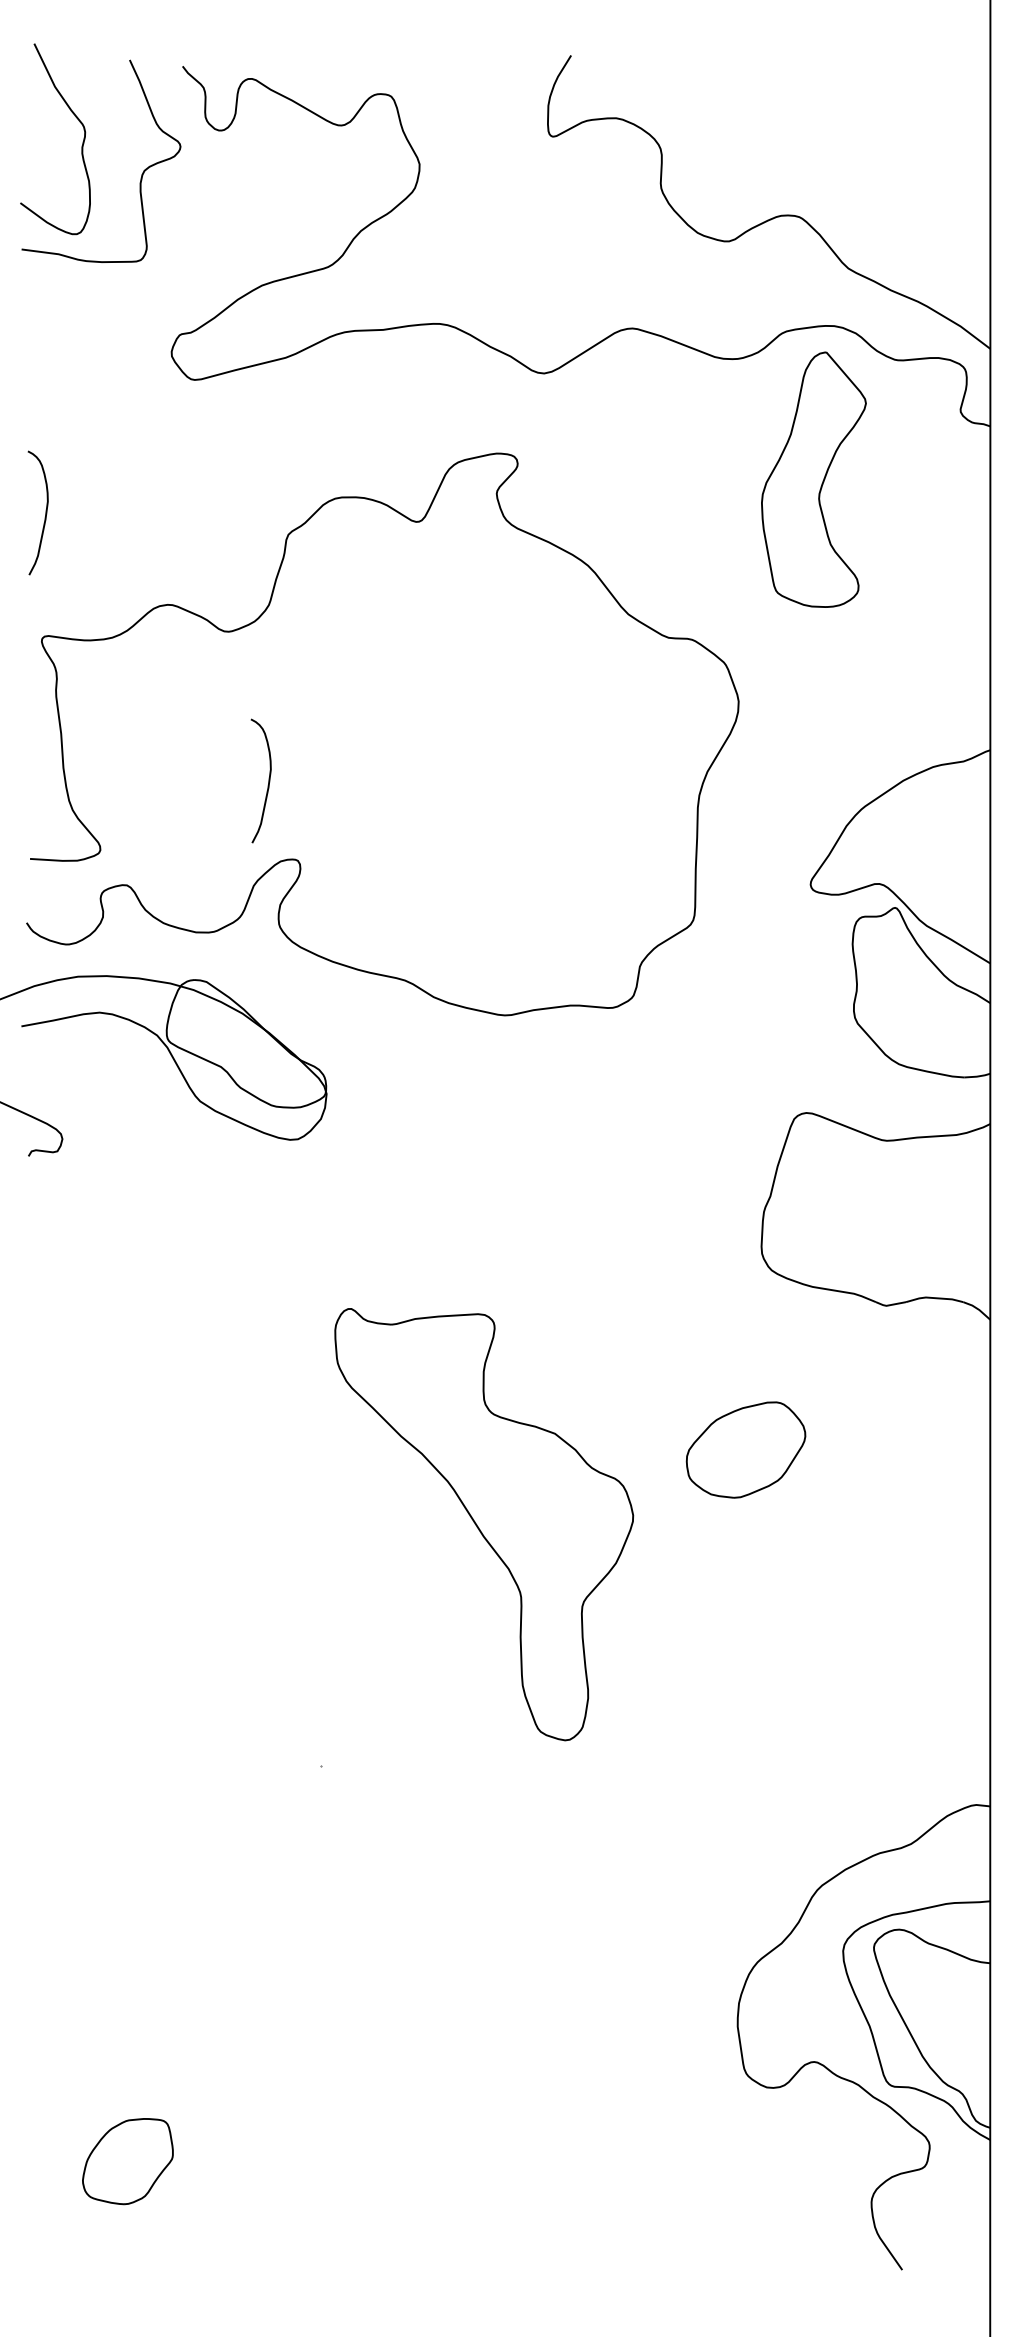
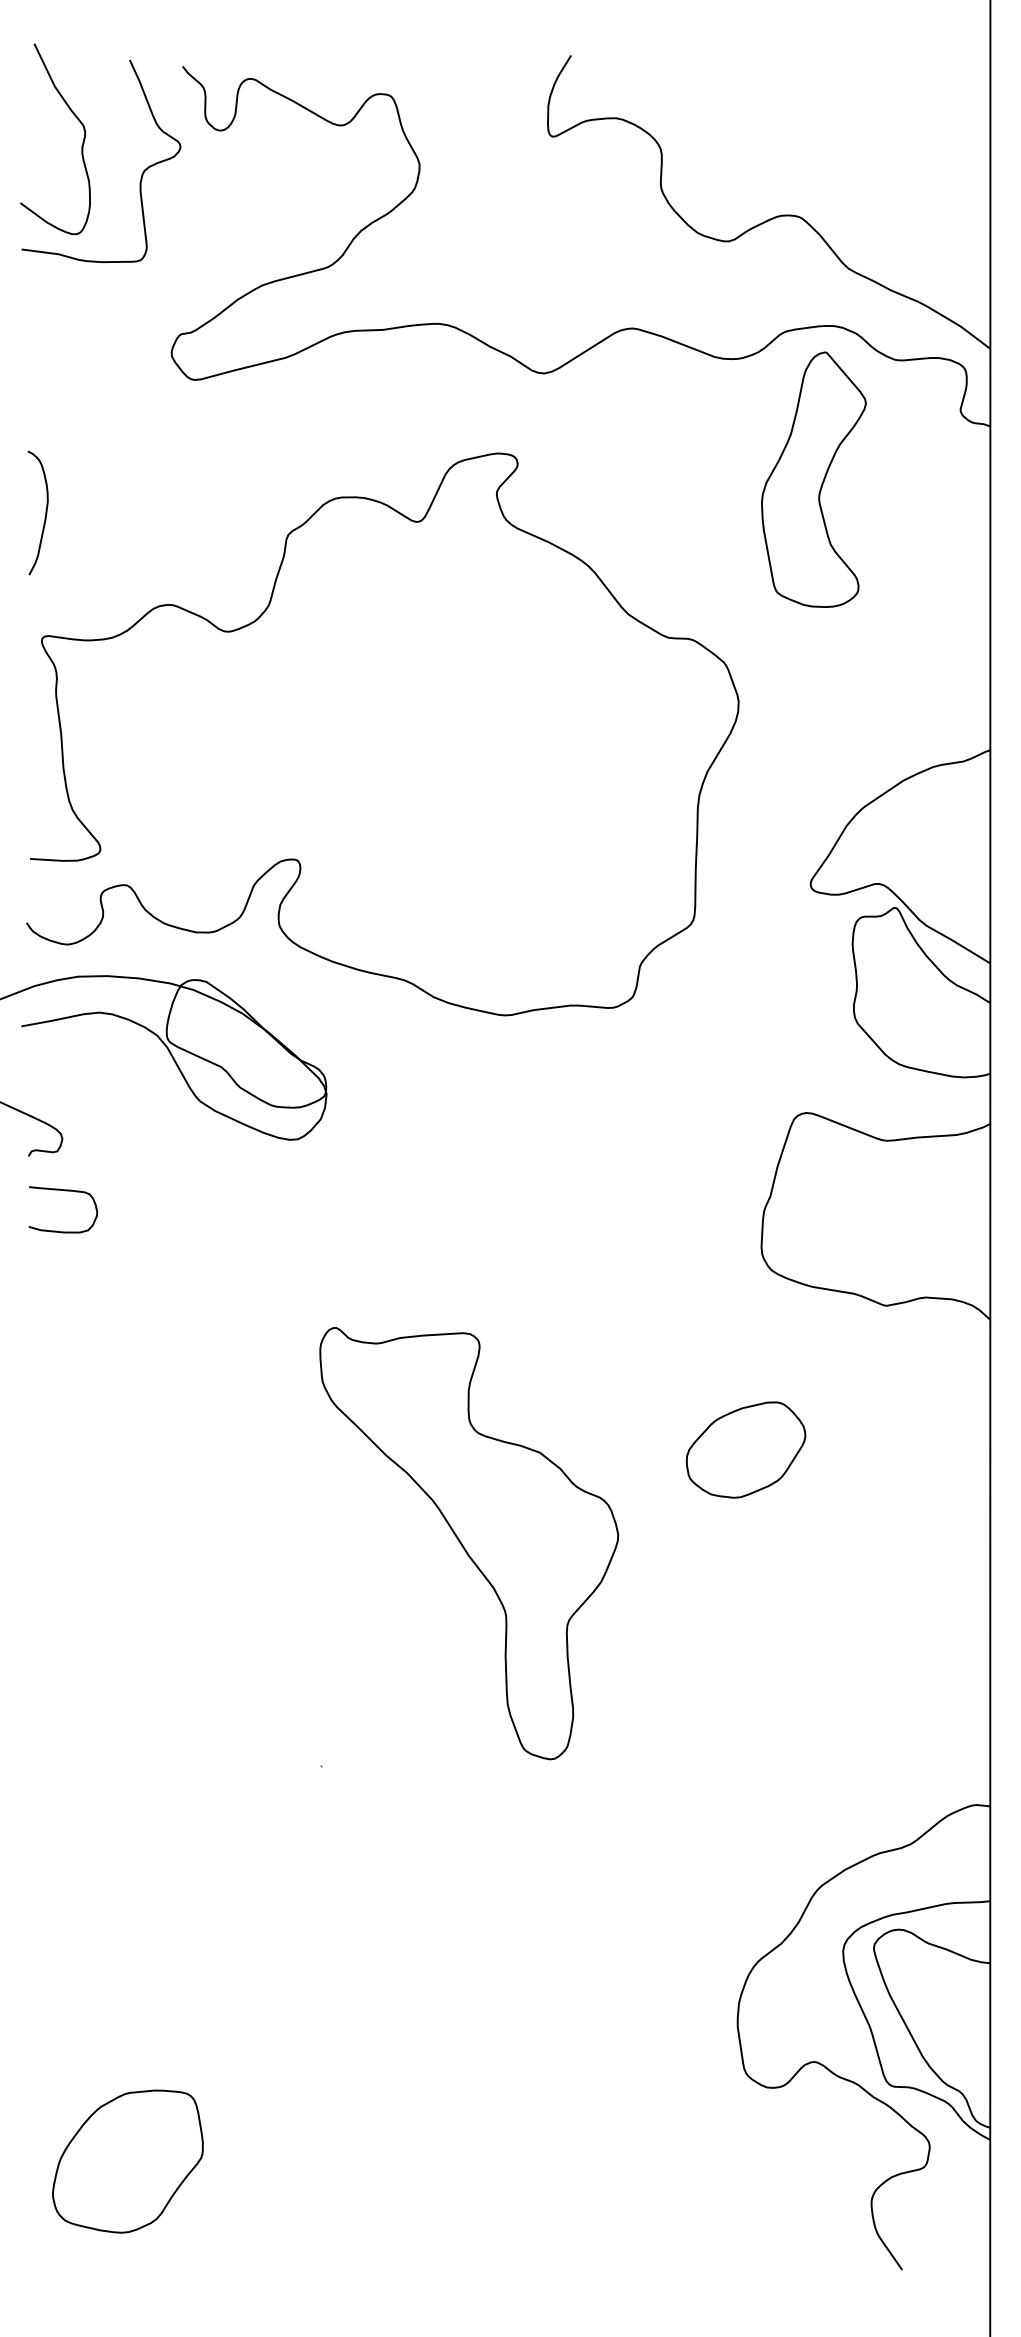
curve: present -> none (268, 780)
curve: none -> present (64, 1191)
part position: (484, 1524) -> (469, 1543) (469, 1543)
part size: 92x88 px -> 152x145 px (127, 2161)
